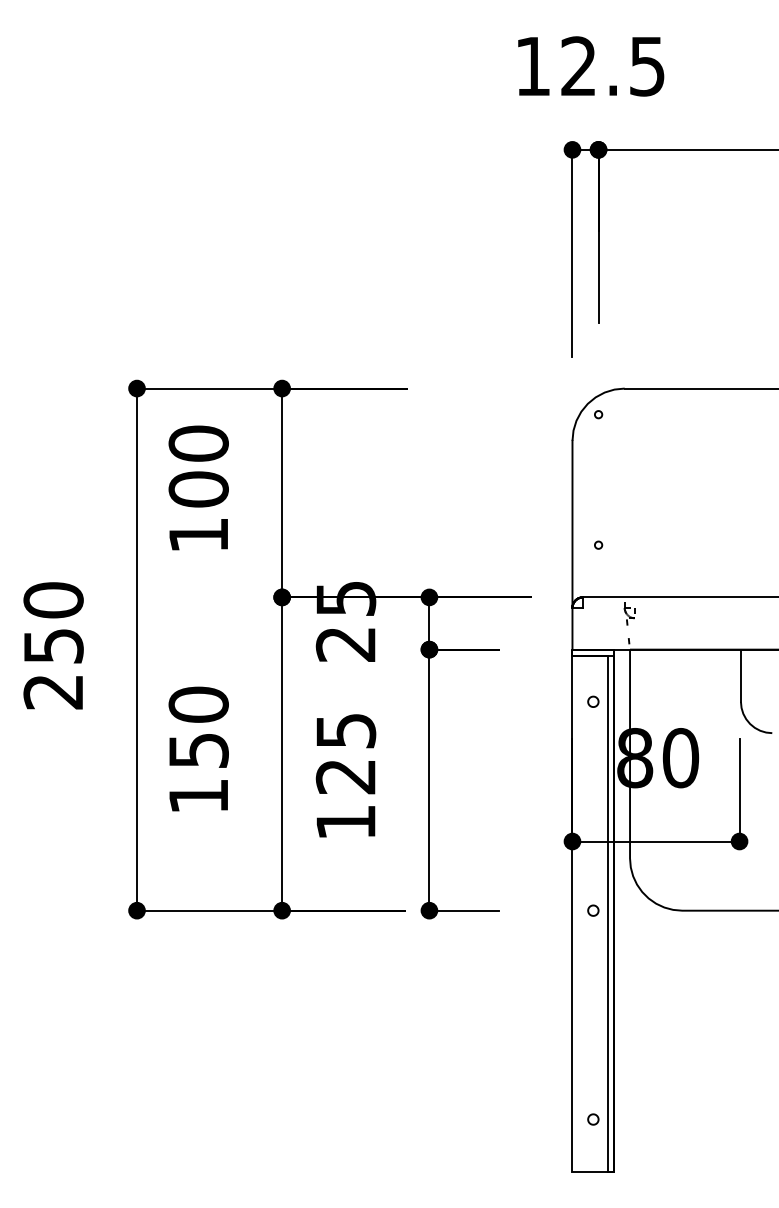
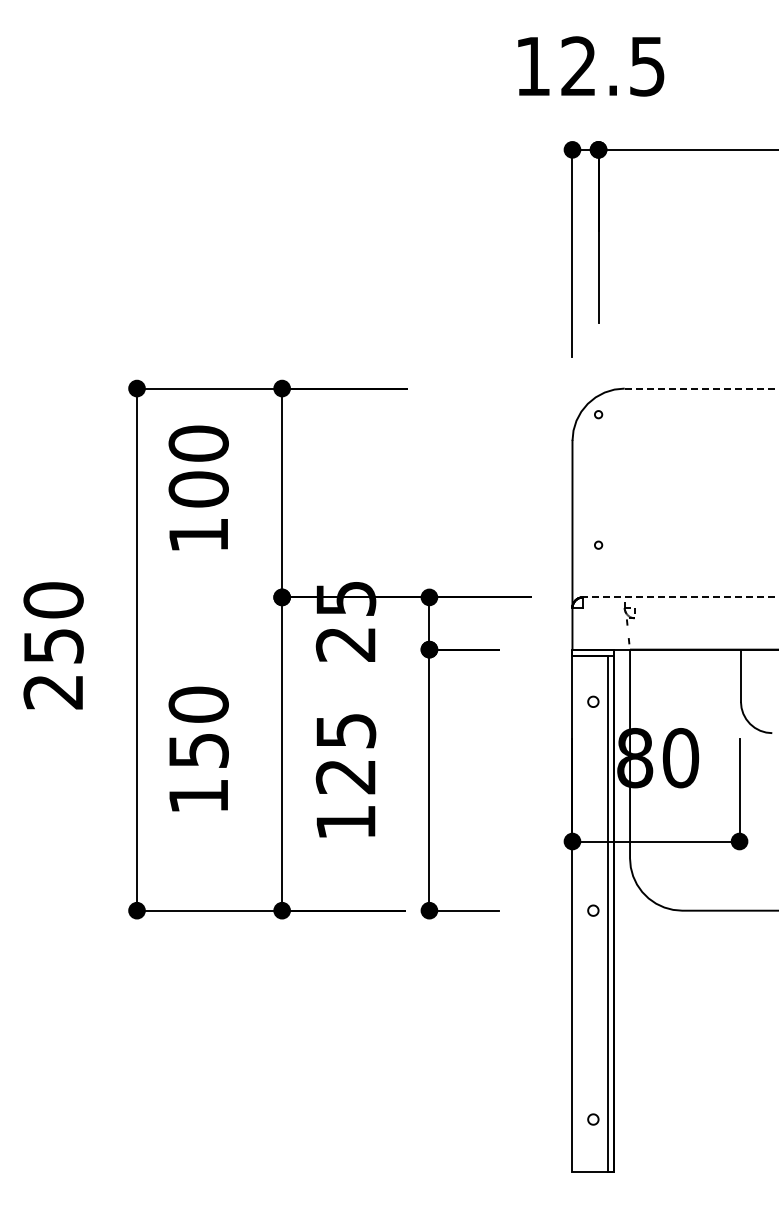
line: solid -> dashed (701, 388)
line: solid -> dashed (680, 597)
